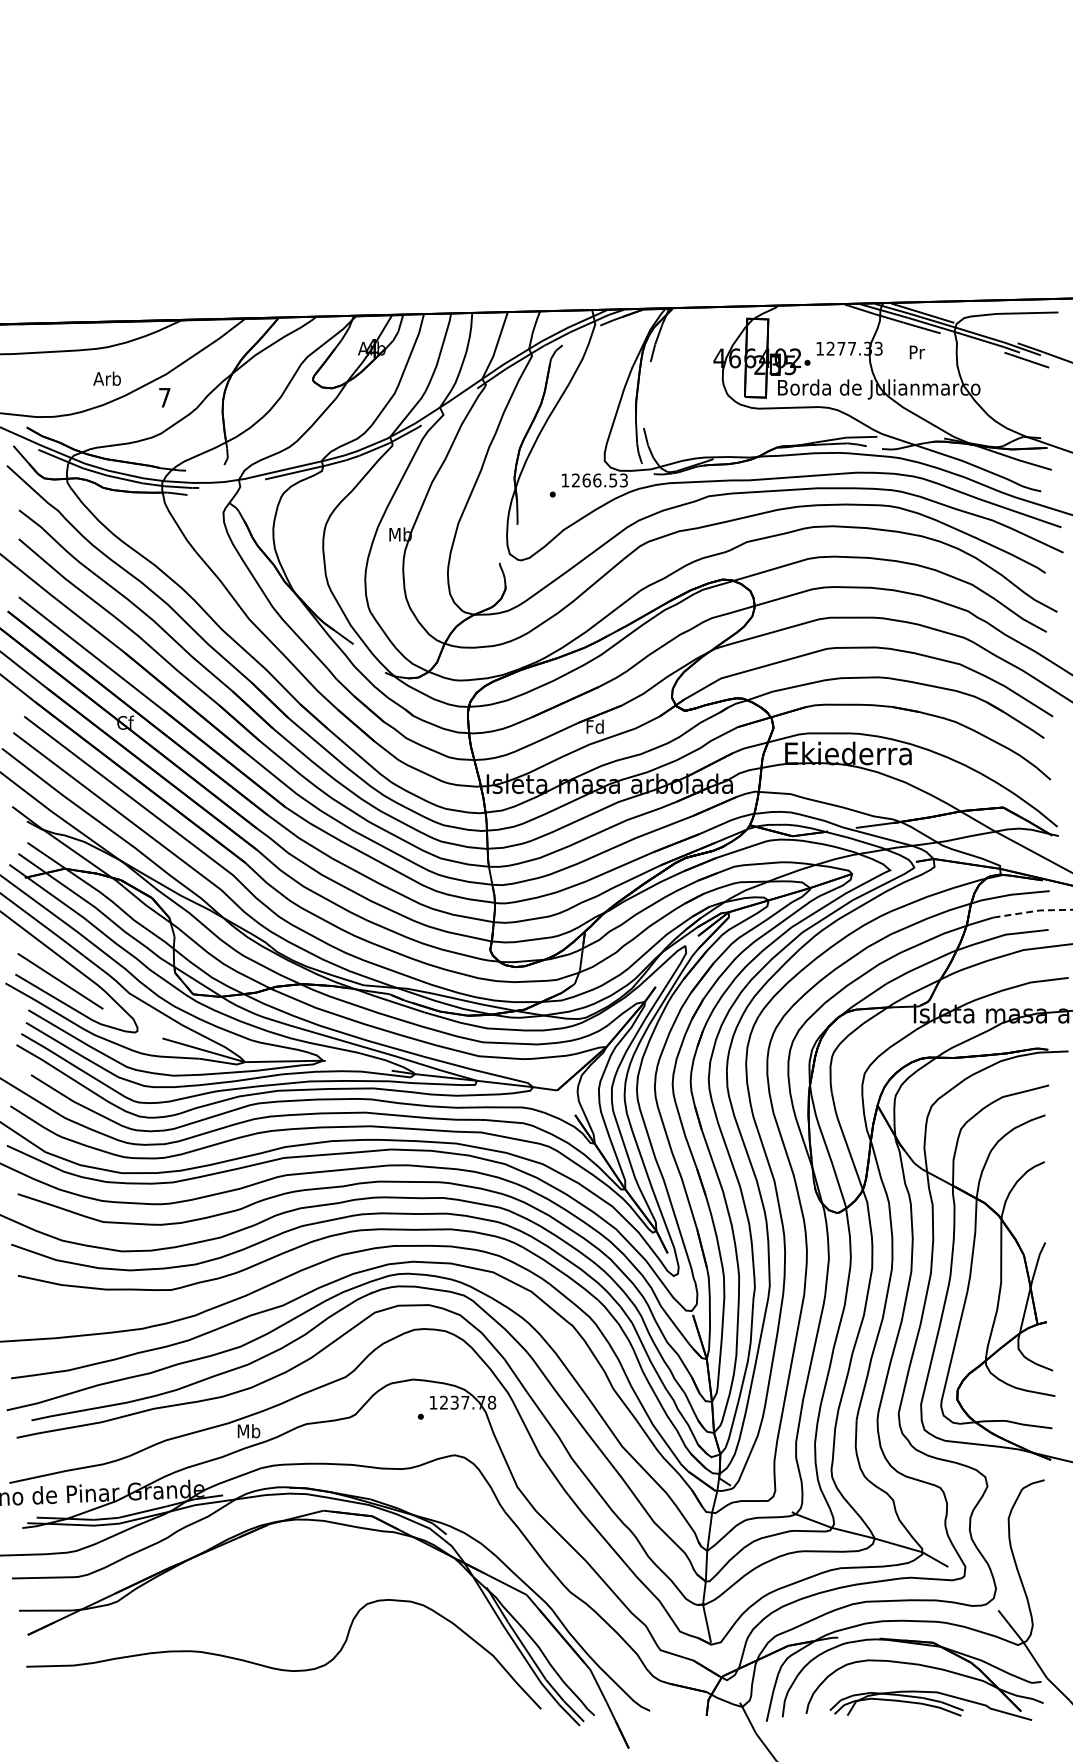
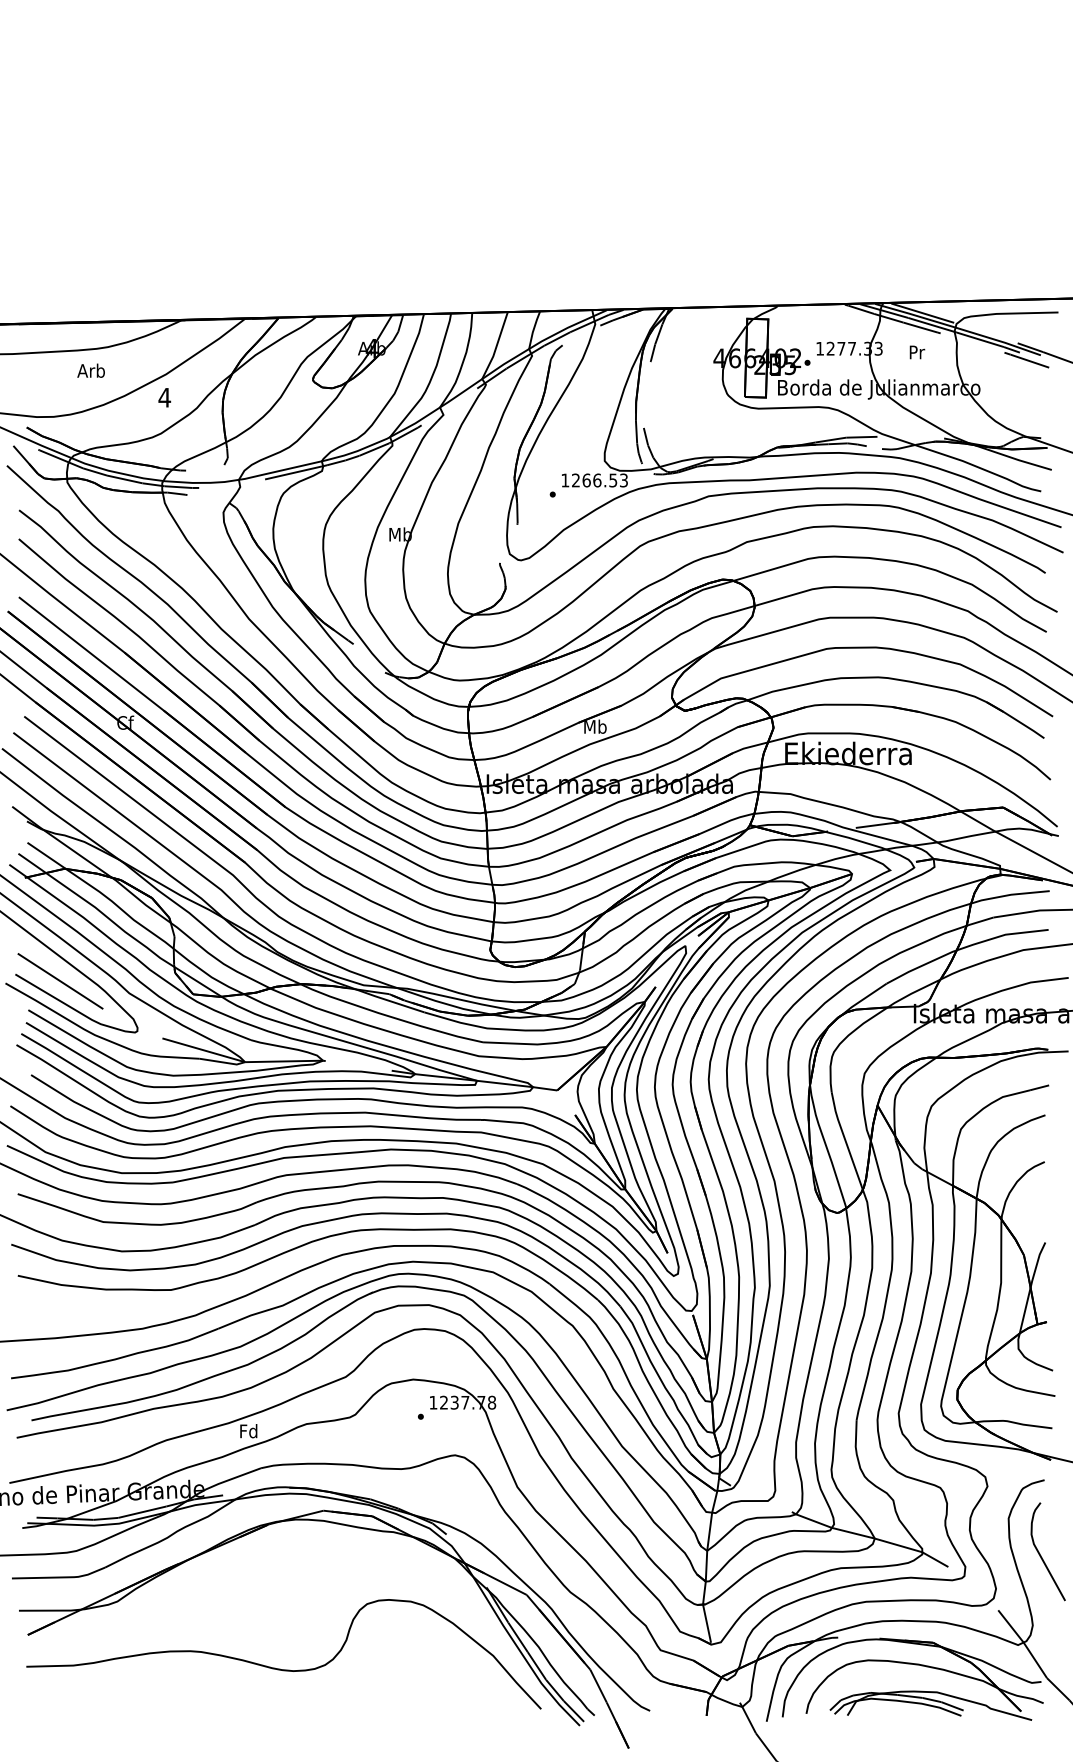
text position: (106, 378) -> (90, 370) (90, 370)
text: 7 -> 4 (164, 397)
text: Fd -> Mb (595, 726)
line: dashed -> solid (1033, 911)
text: Mb -> Fd (248, 1431)
curve: none -> present (1041, 1555)
